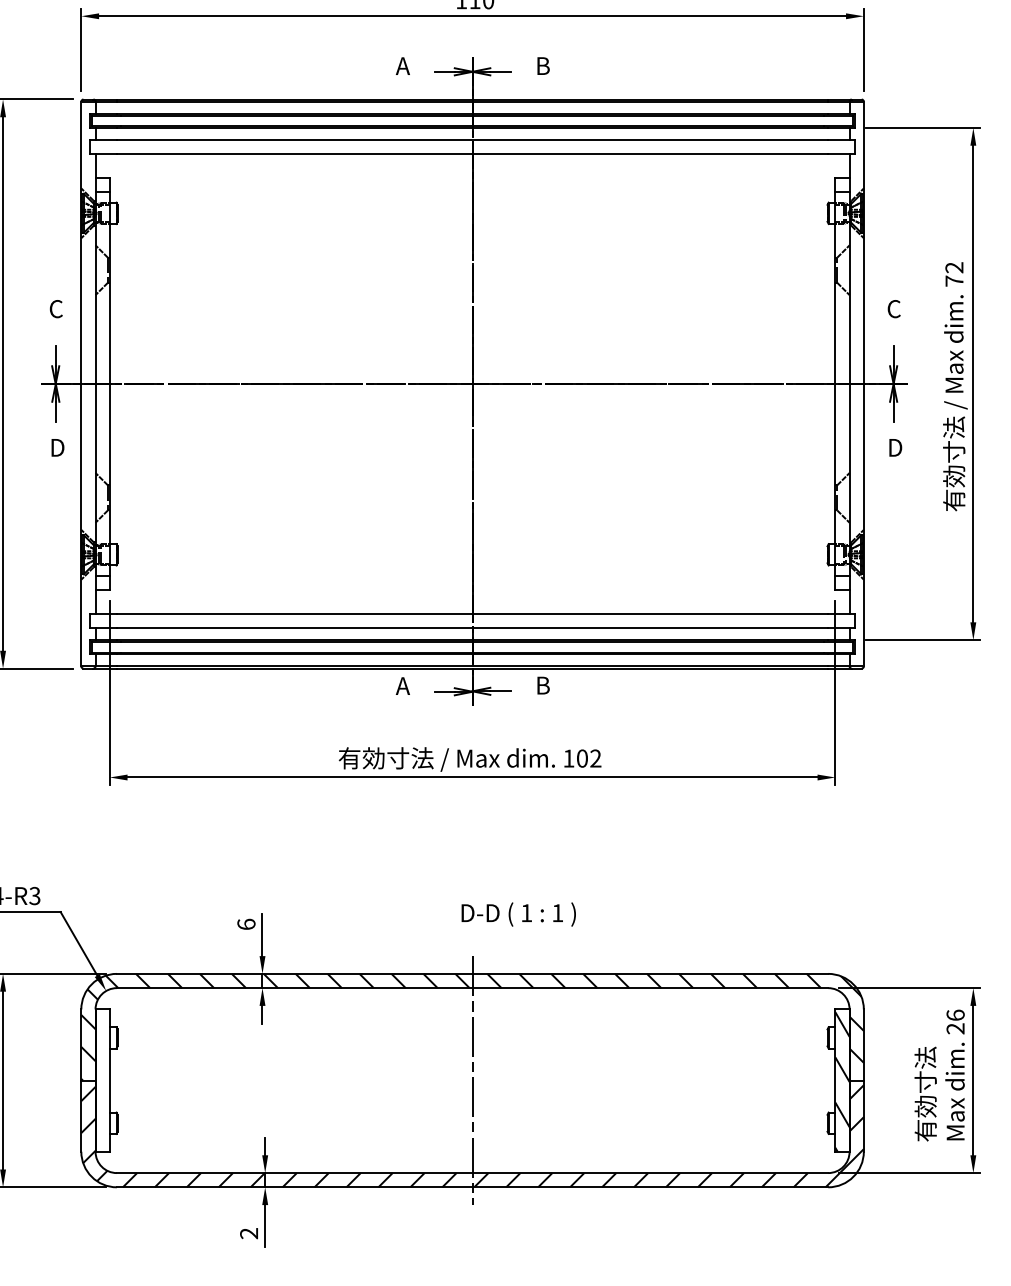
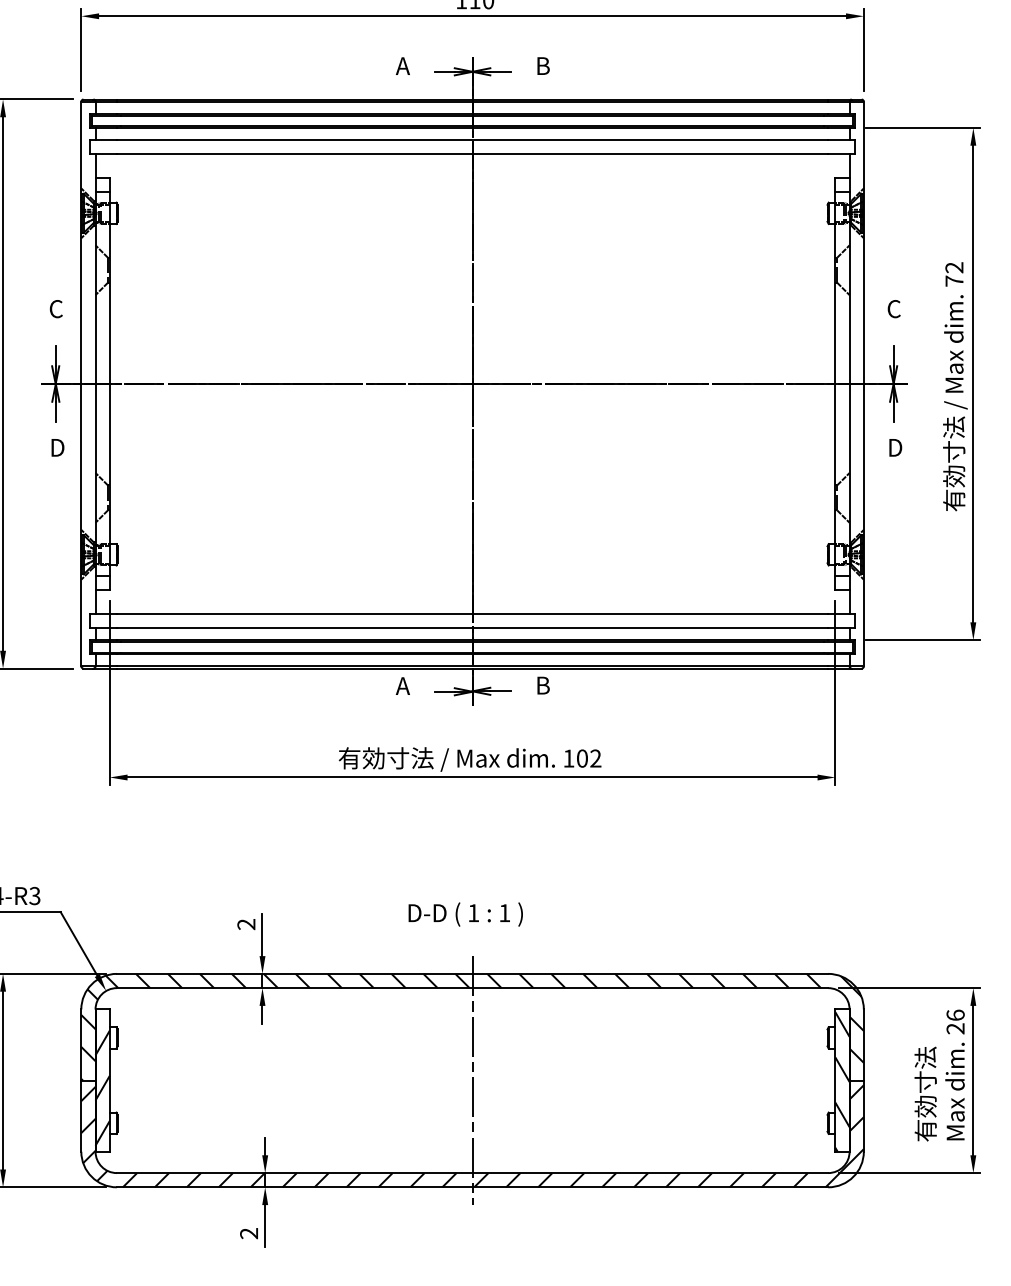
text position: (518, 914) -> (465, 914) (465, 914)
text: 6 -> 2 (246, 924)
hatch: none -> present (102, 1077)
